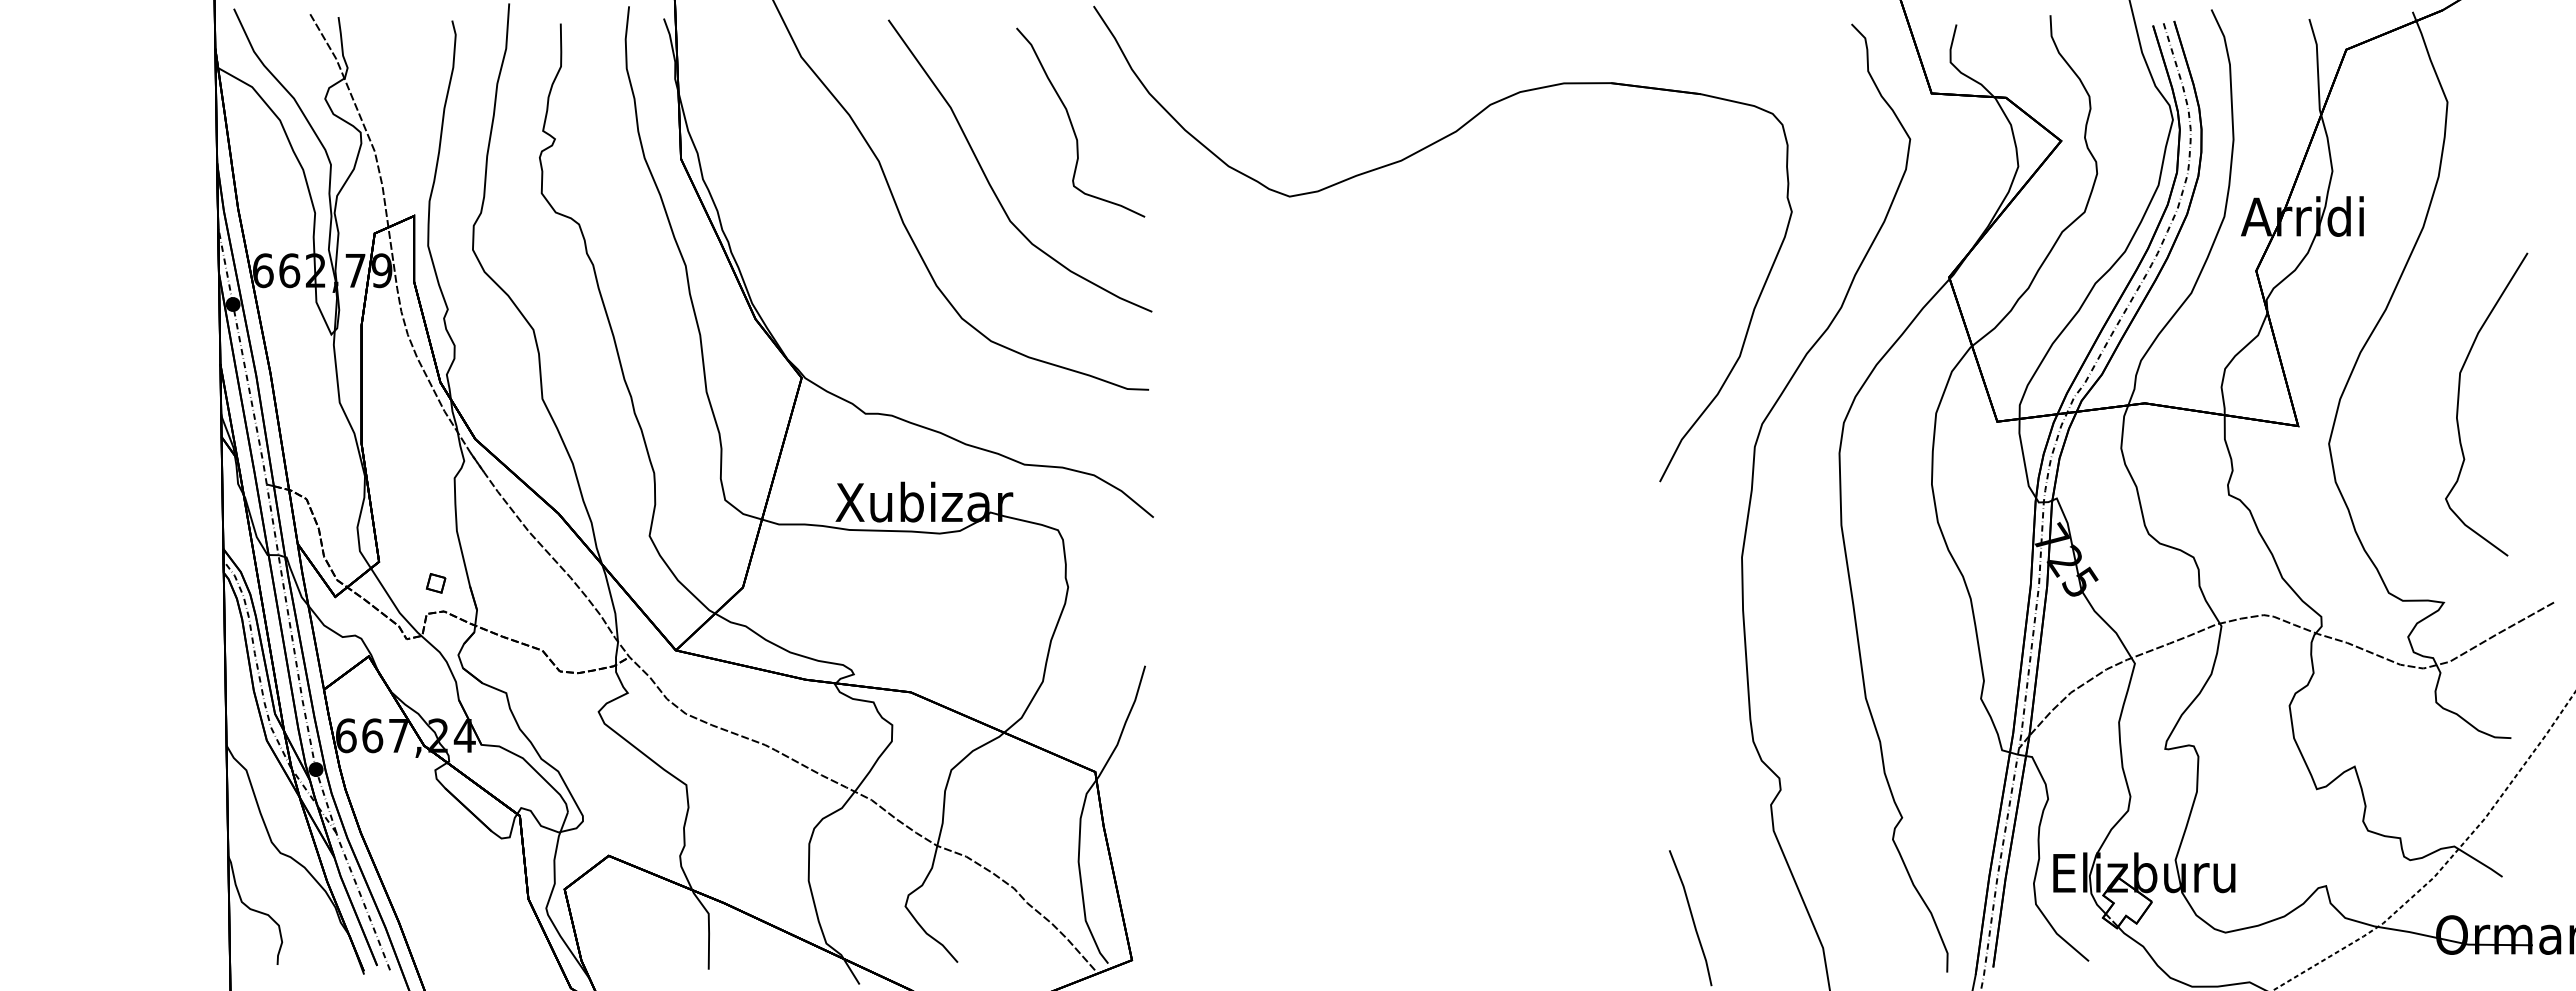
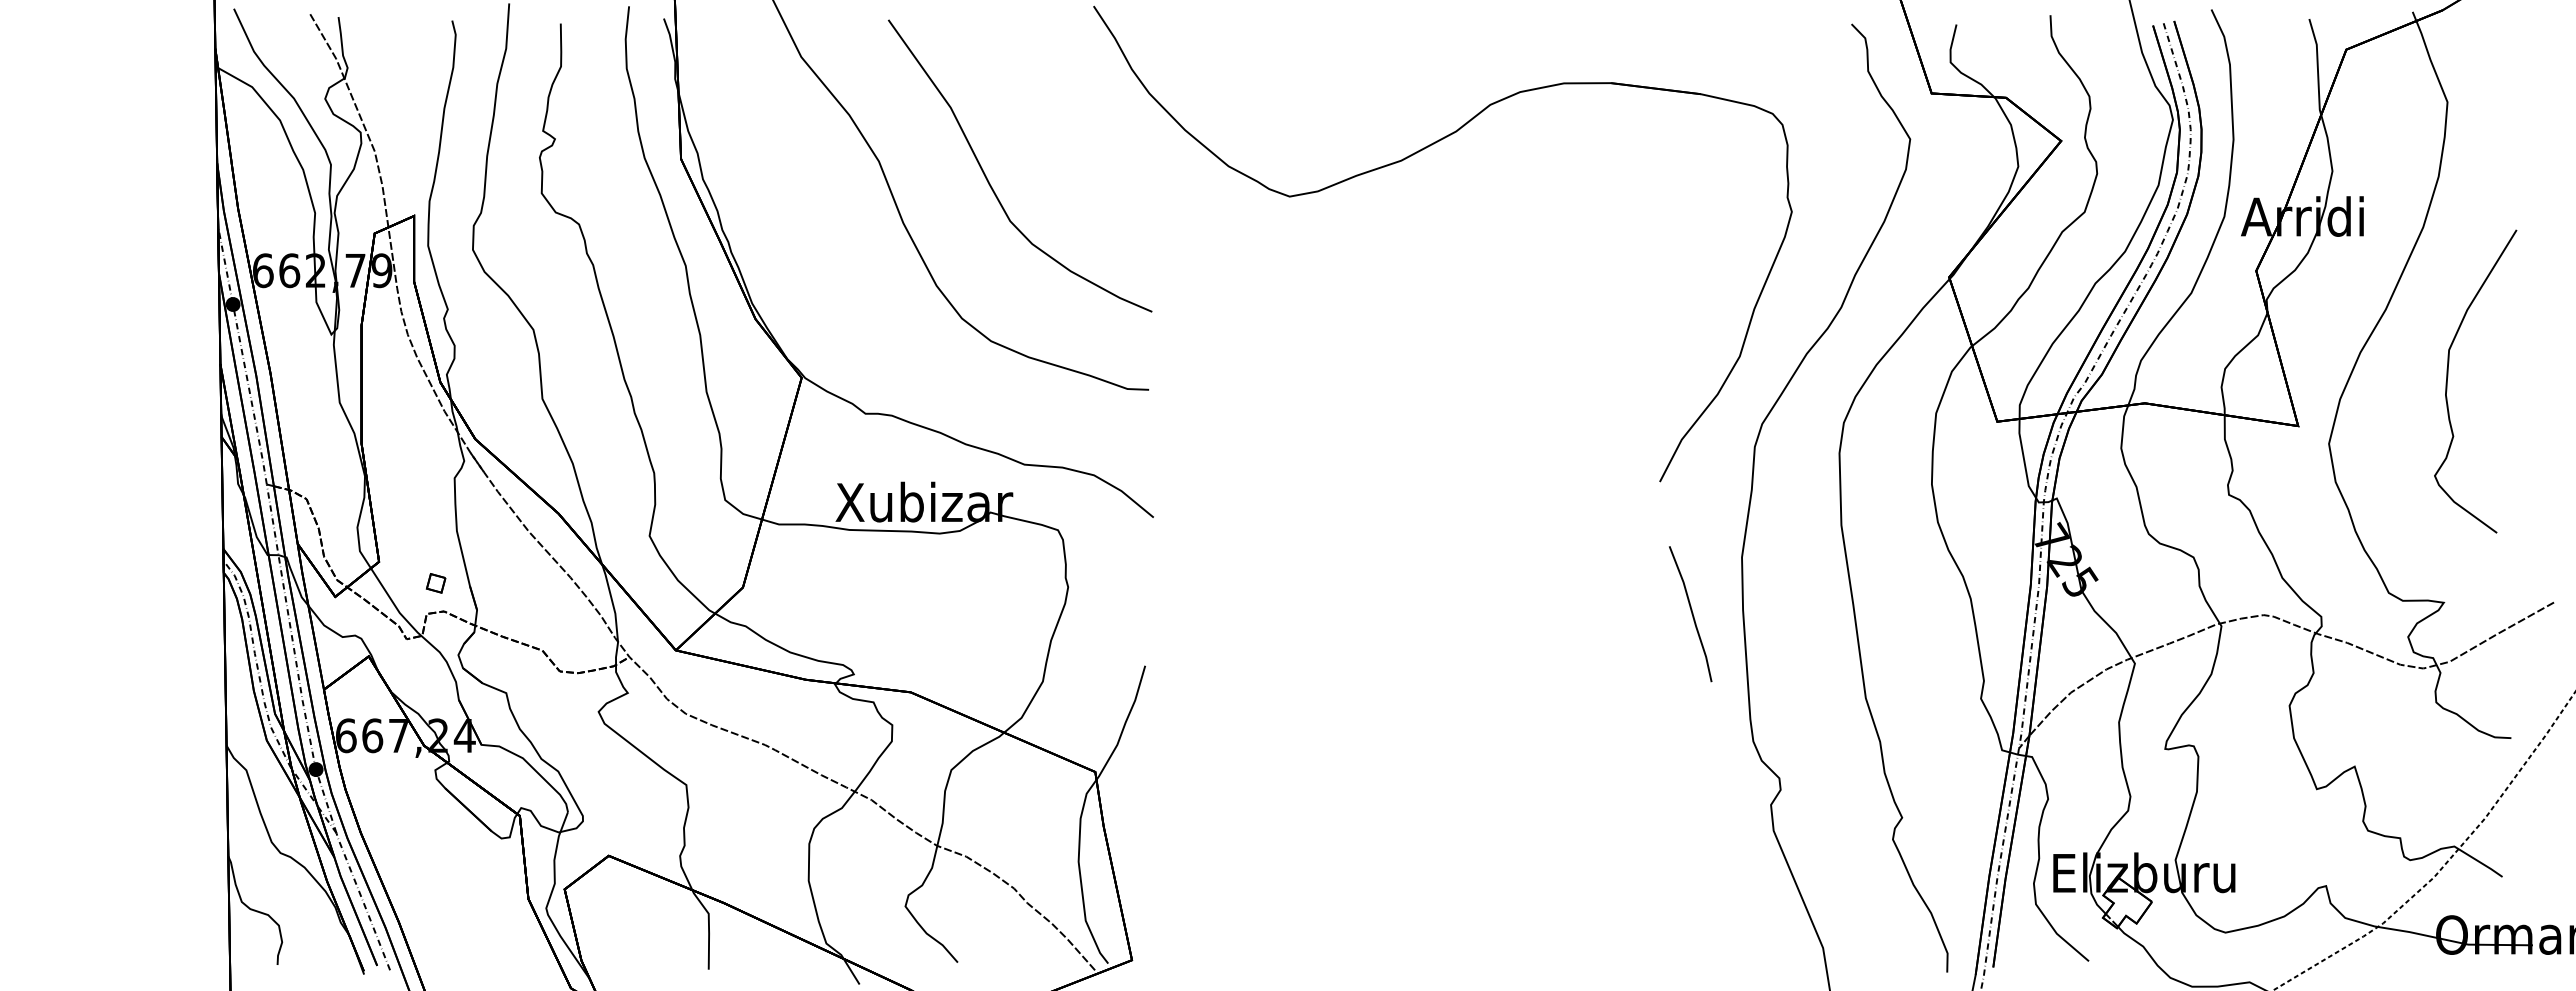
curve: present -> none (1072, 123)
curve position: (2459, 400) -> (2448, 377) (2448, 377)
line position: (1691, 918) -> (1691, 614) (1691, 614)
